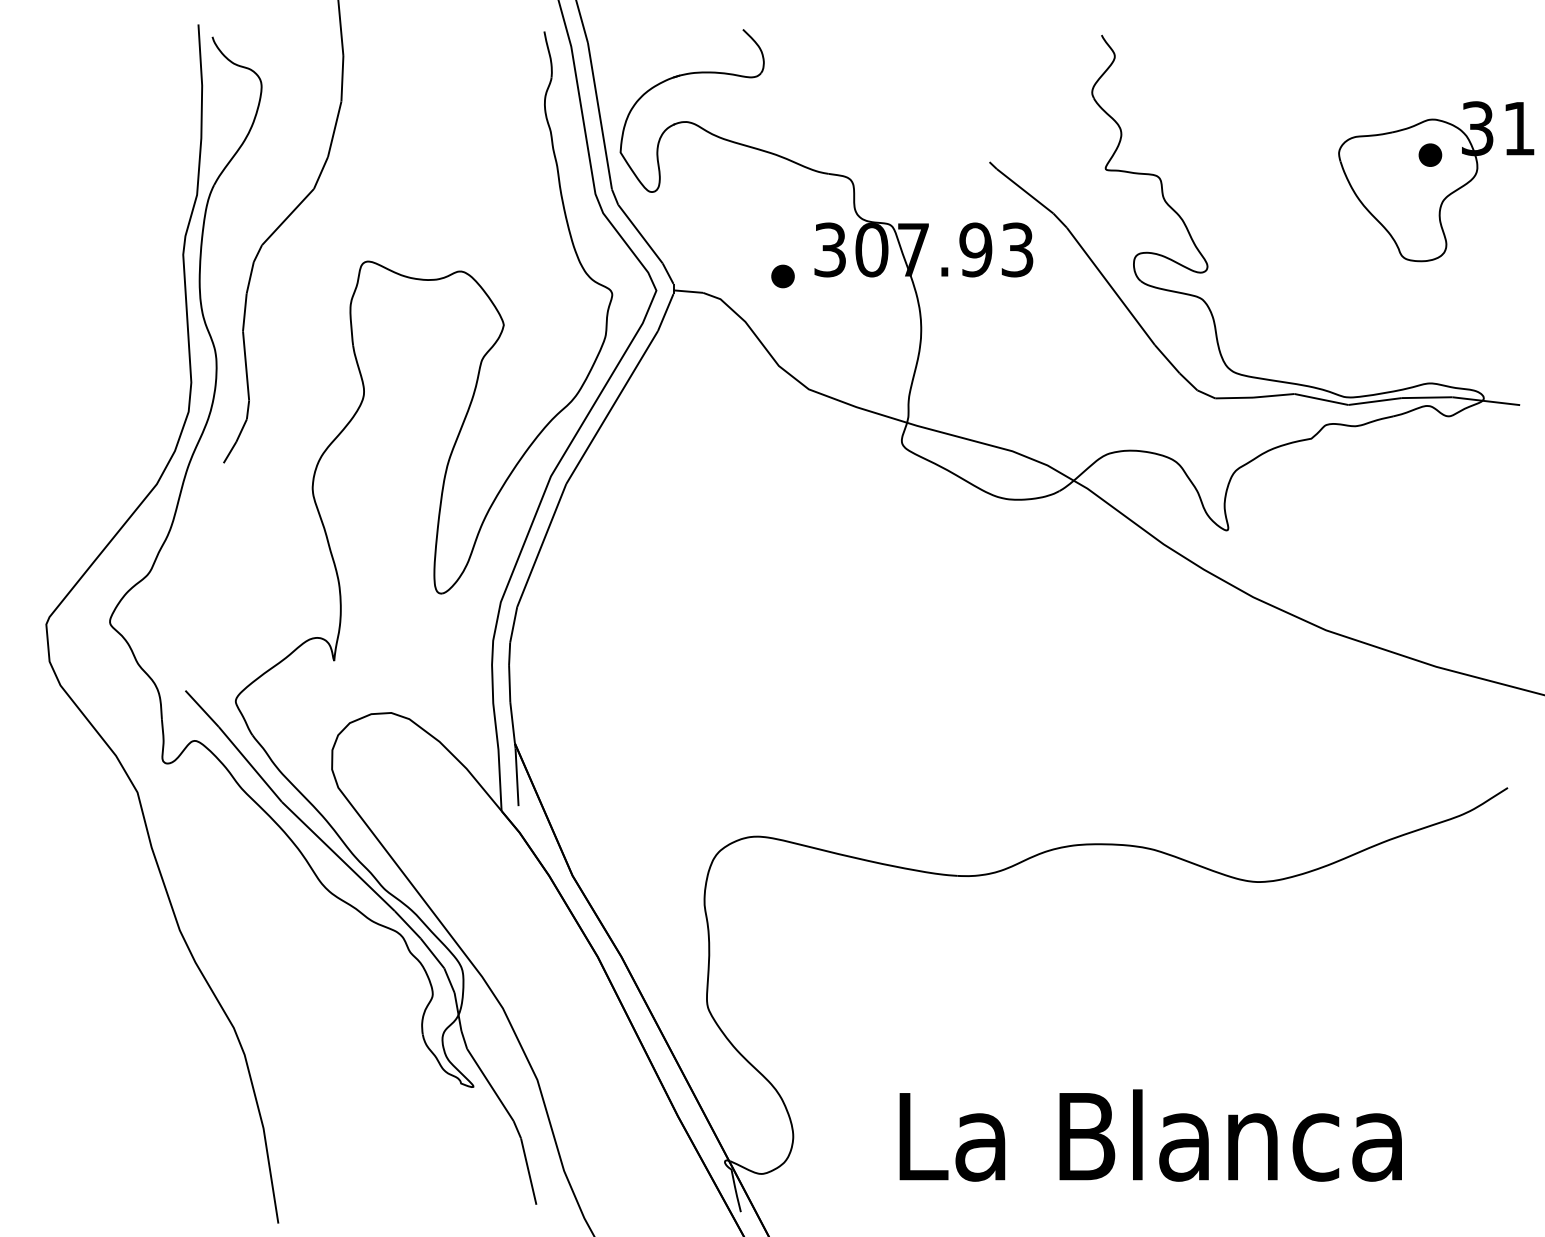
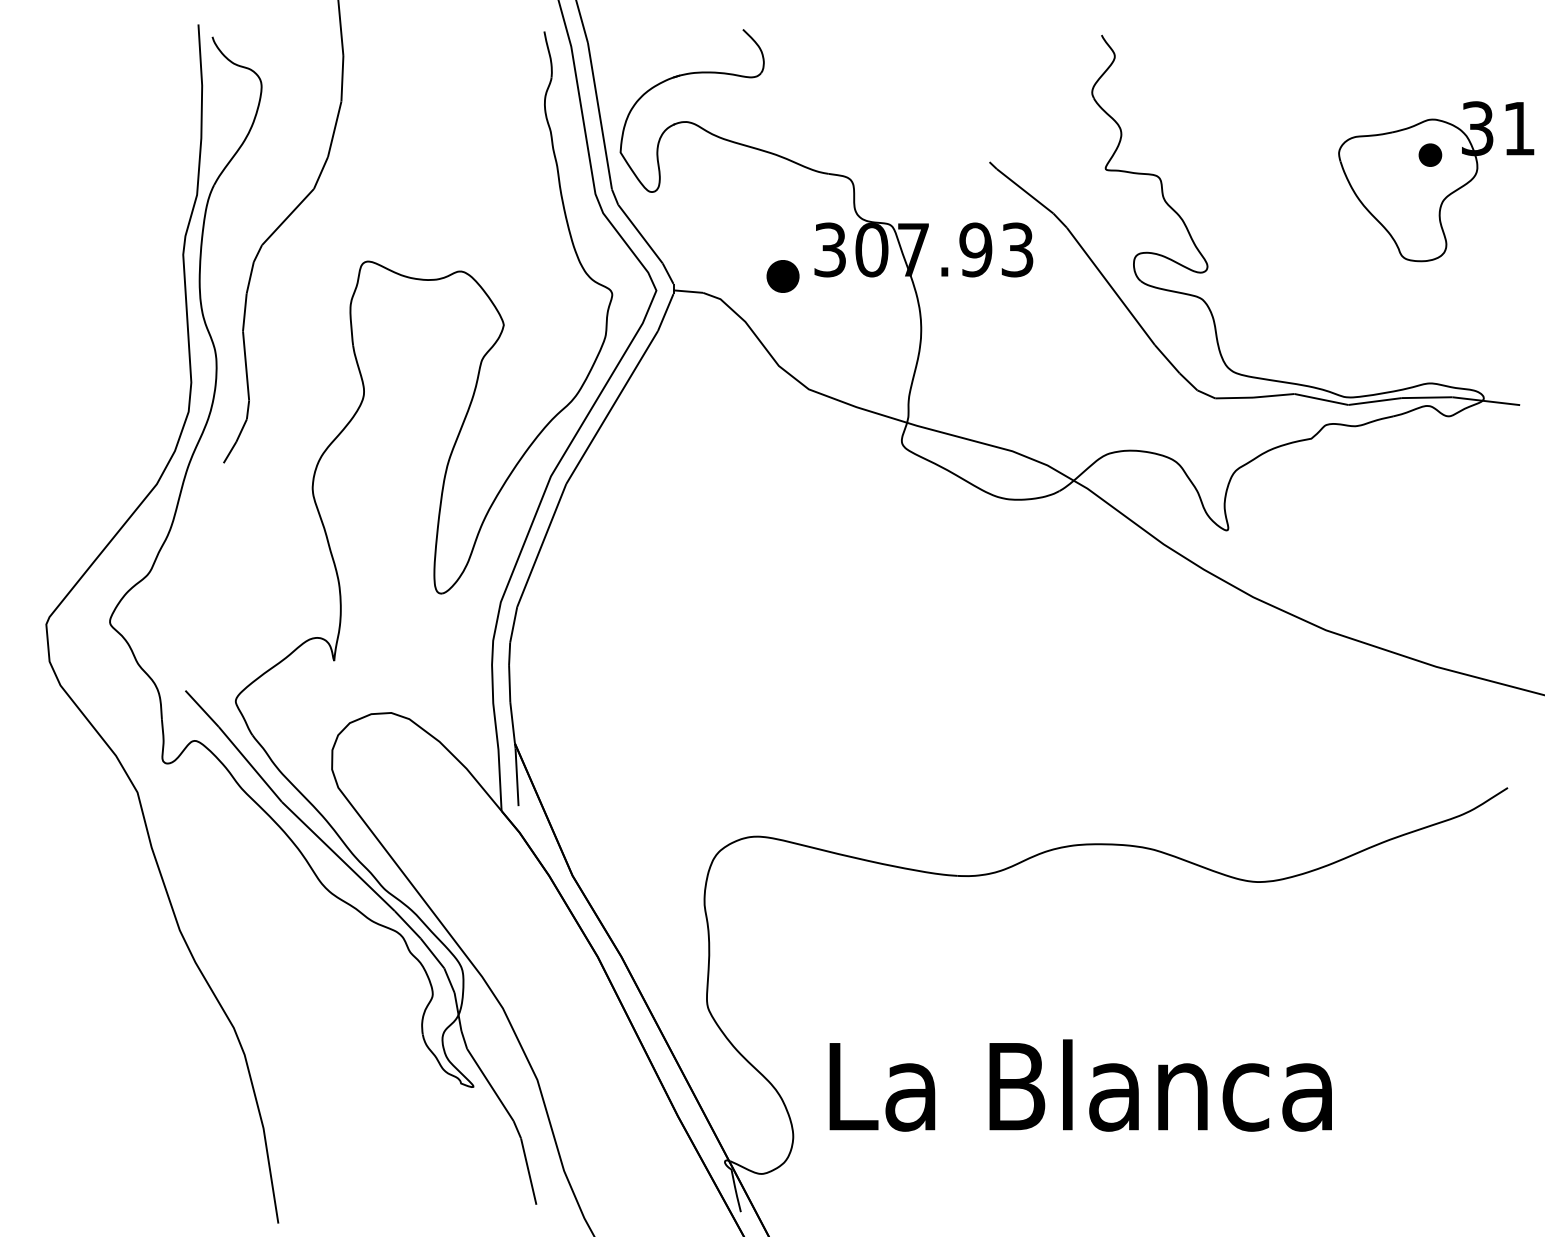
part size: 24x25 px -> 34x33 px (782, 276)
text position: (1150, 1135) -> (1080, 1085) (1080, 1085)
